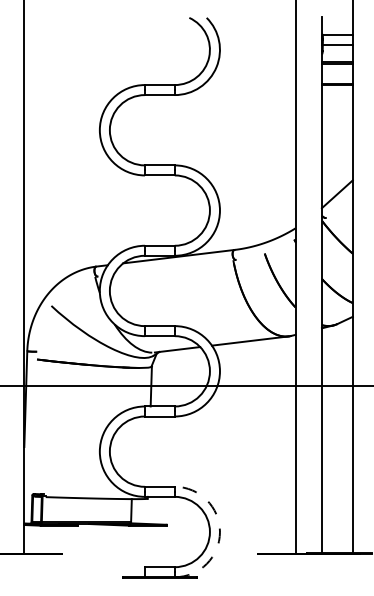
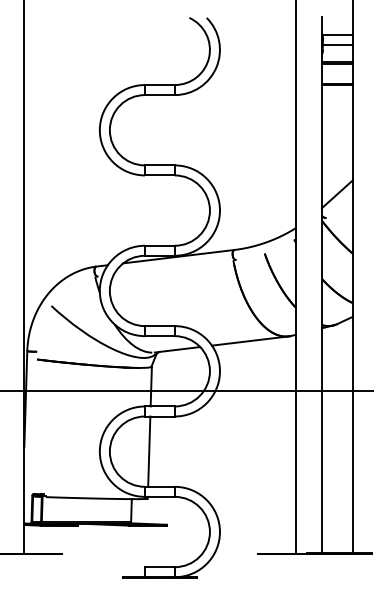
line position: (186, 385) -> (186, 390) (186, 390)
line: none -> present (149, 451)
arc: dashed -> solid (219, 532)
